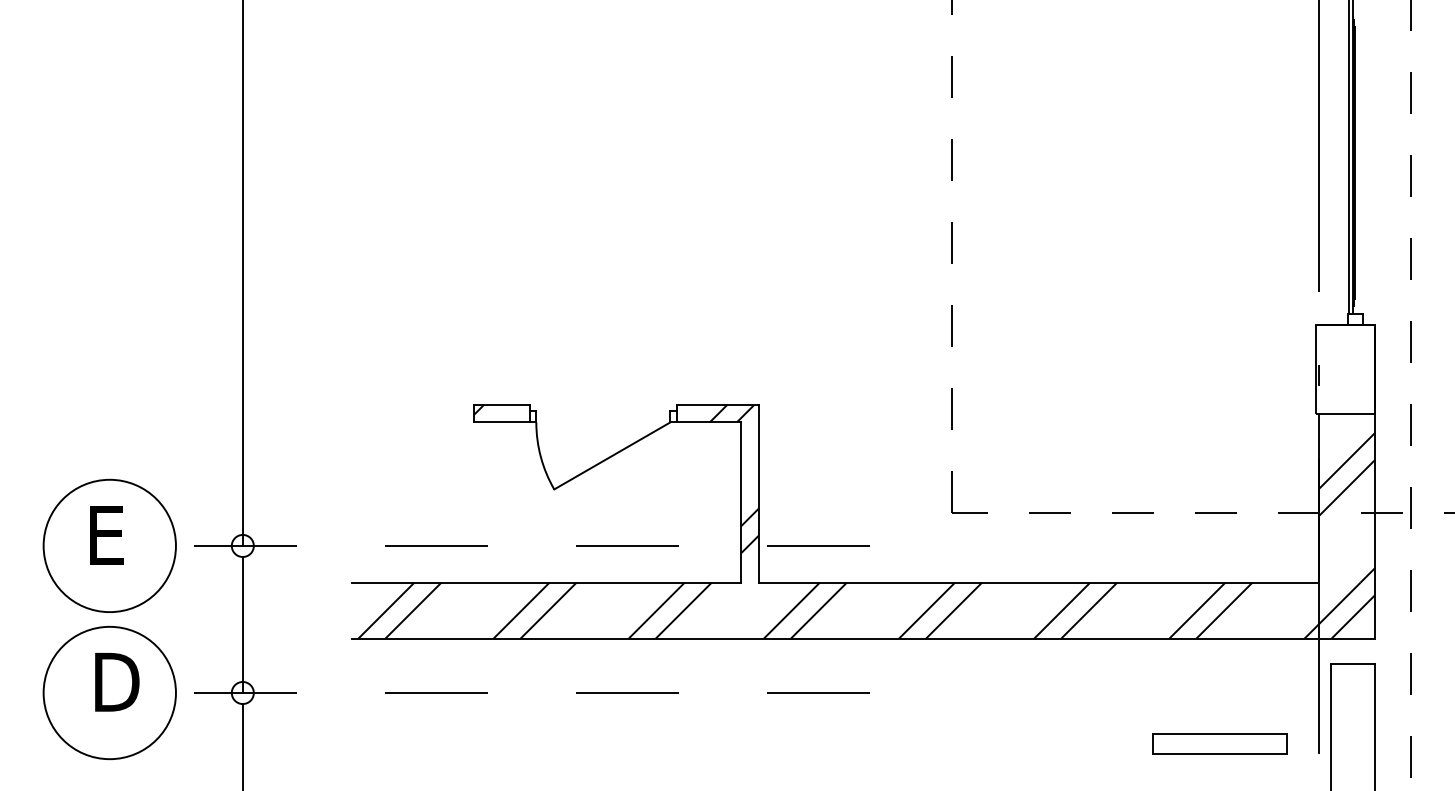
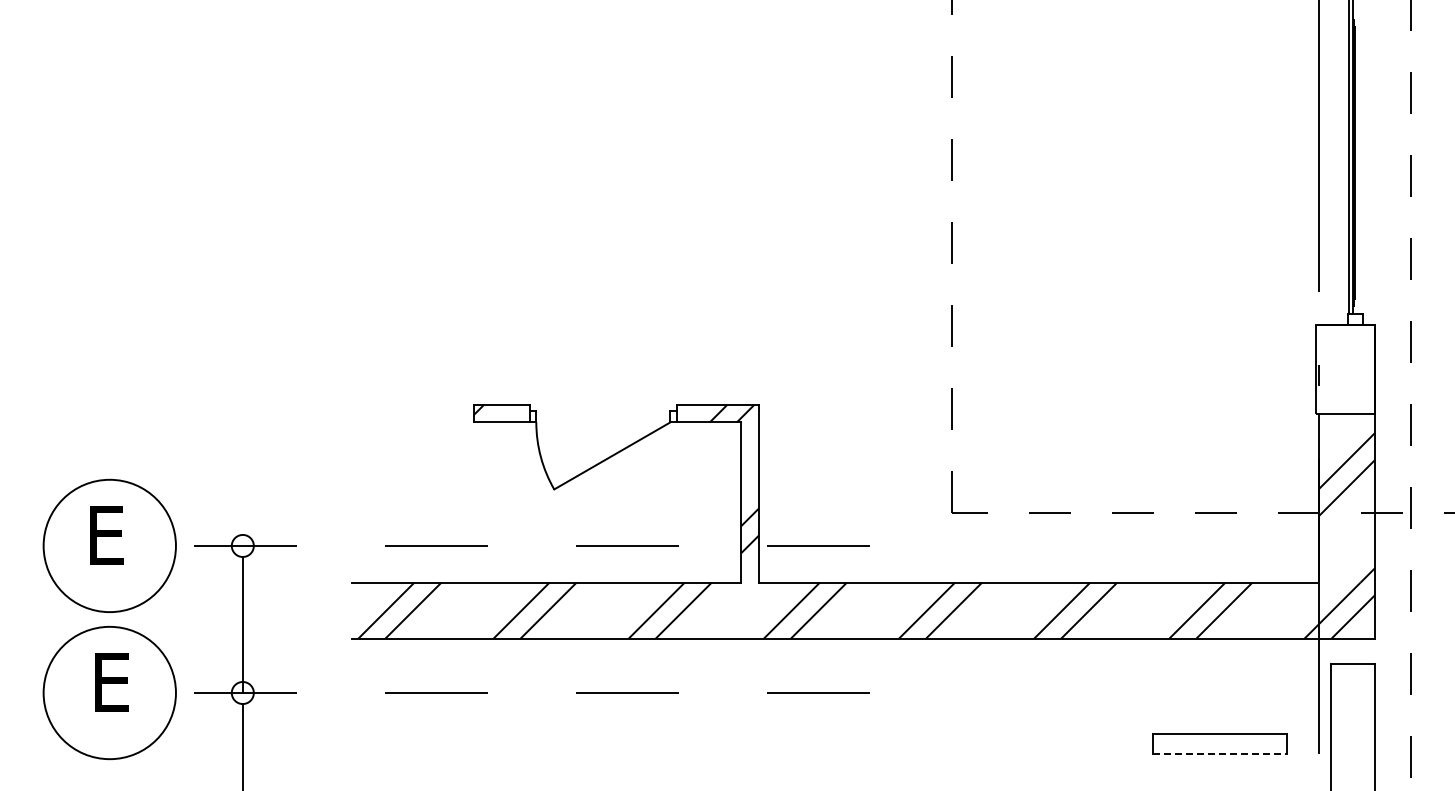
line: present -> none (242, 273)
text: D -> E (117, 681)
line: solid -> dashed (1219, 754)
